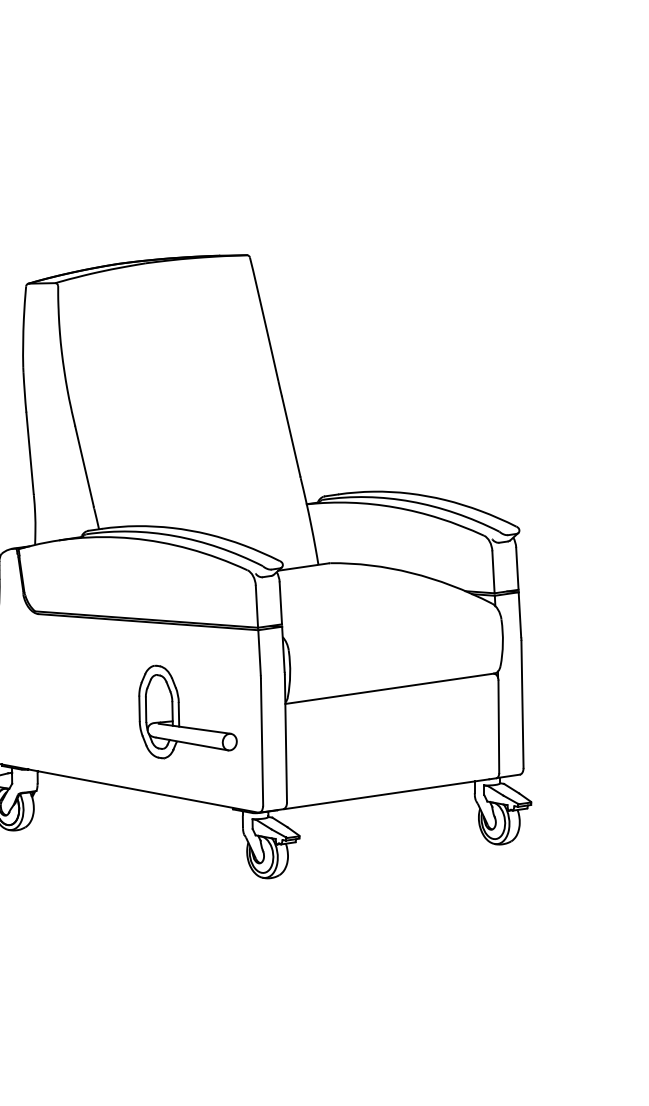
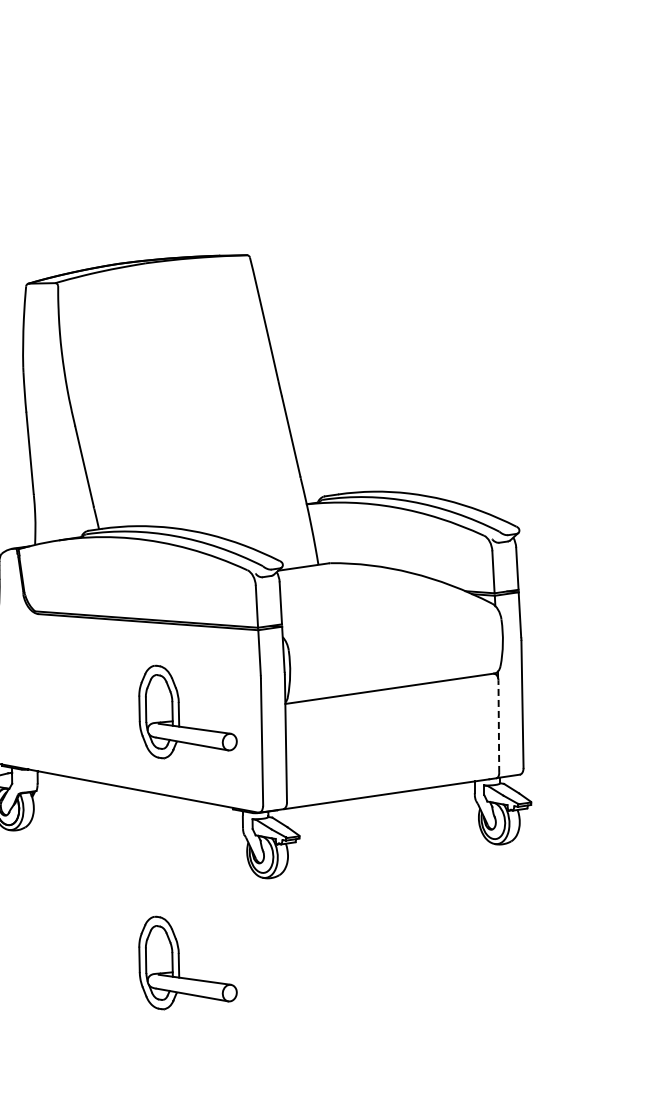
line: solid -> dashed (498, 726)
part: none -> present (179, 962)
